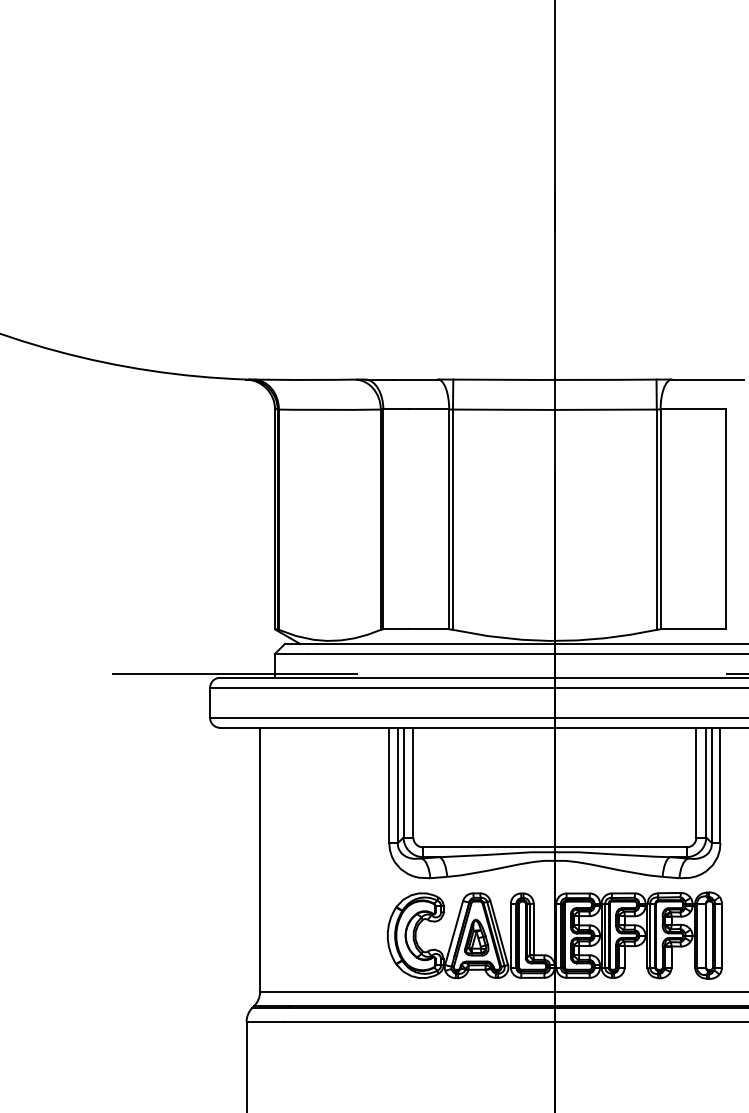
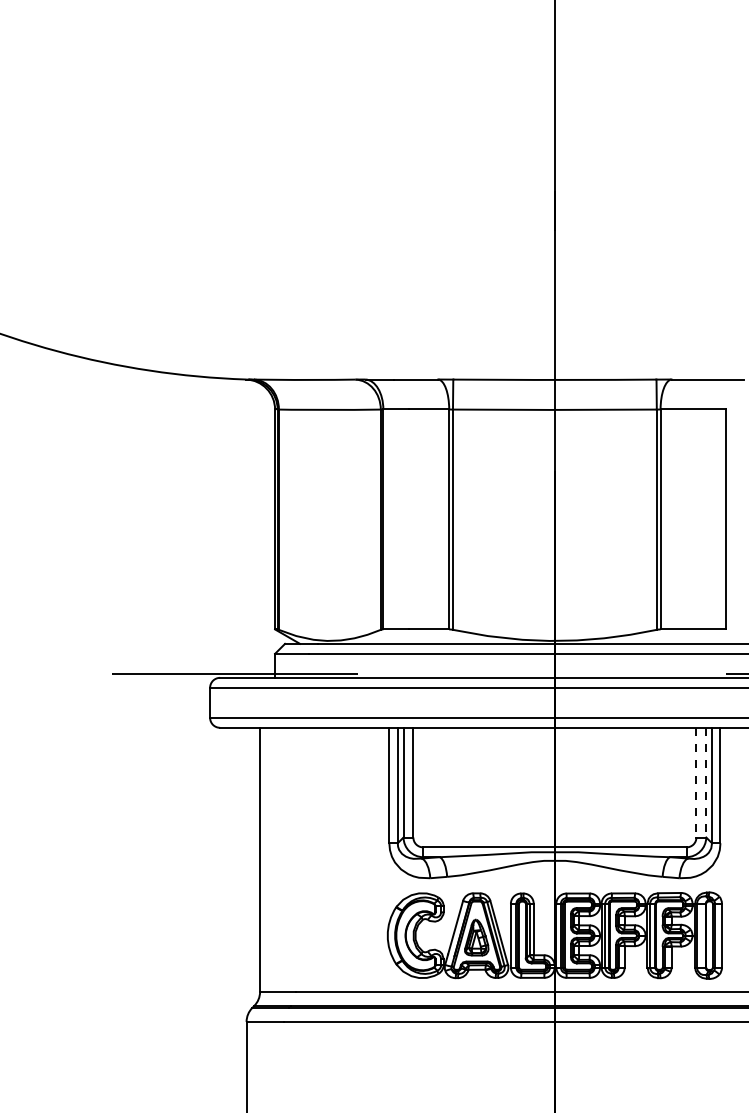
line: solid -> dashed (696, 782)
line: solid -> dashed (706, 782)
